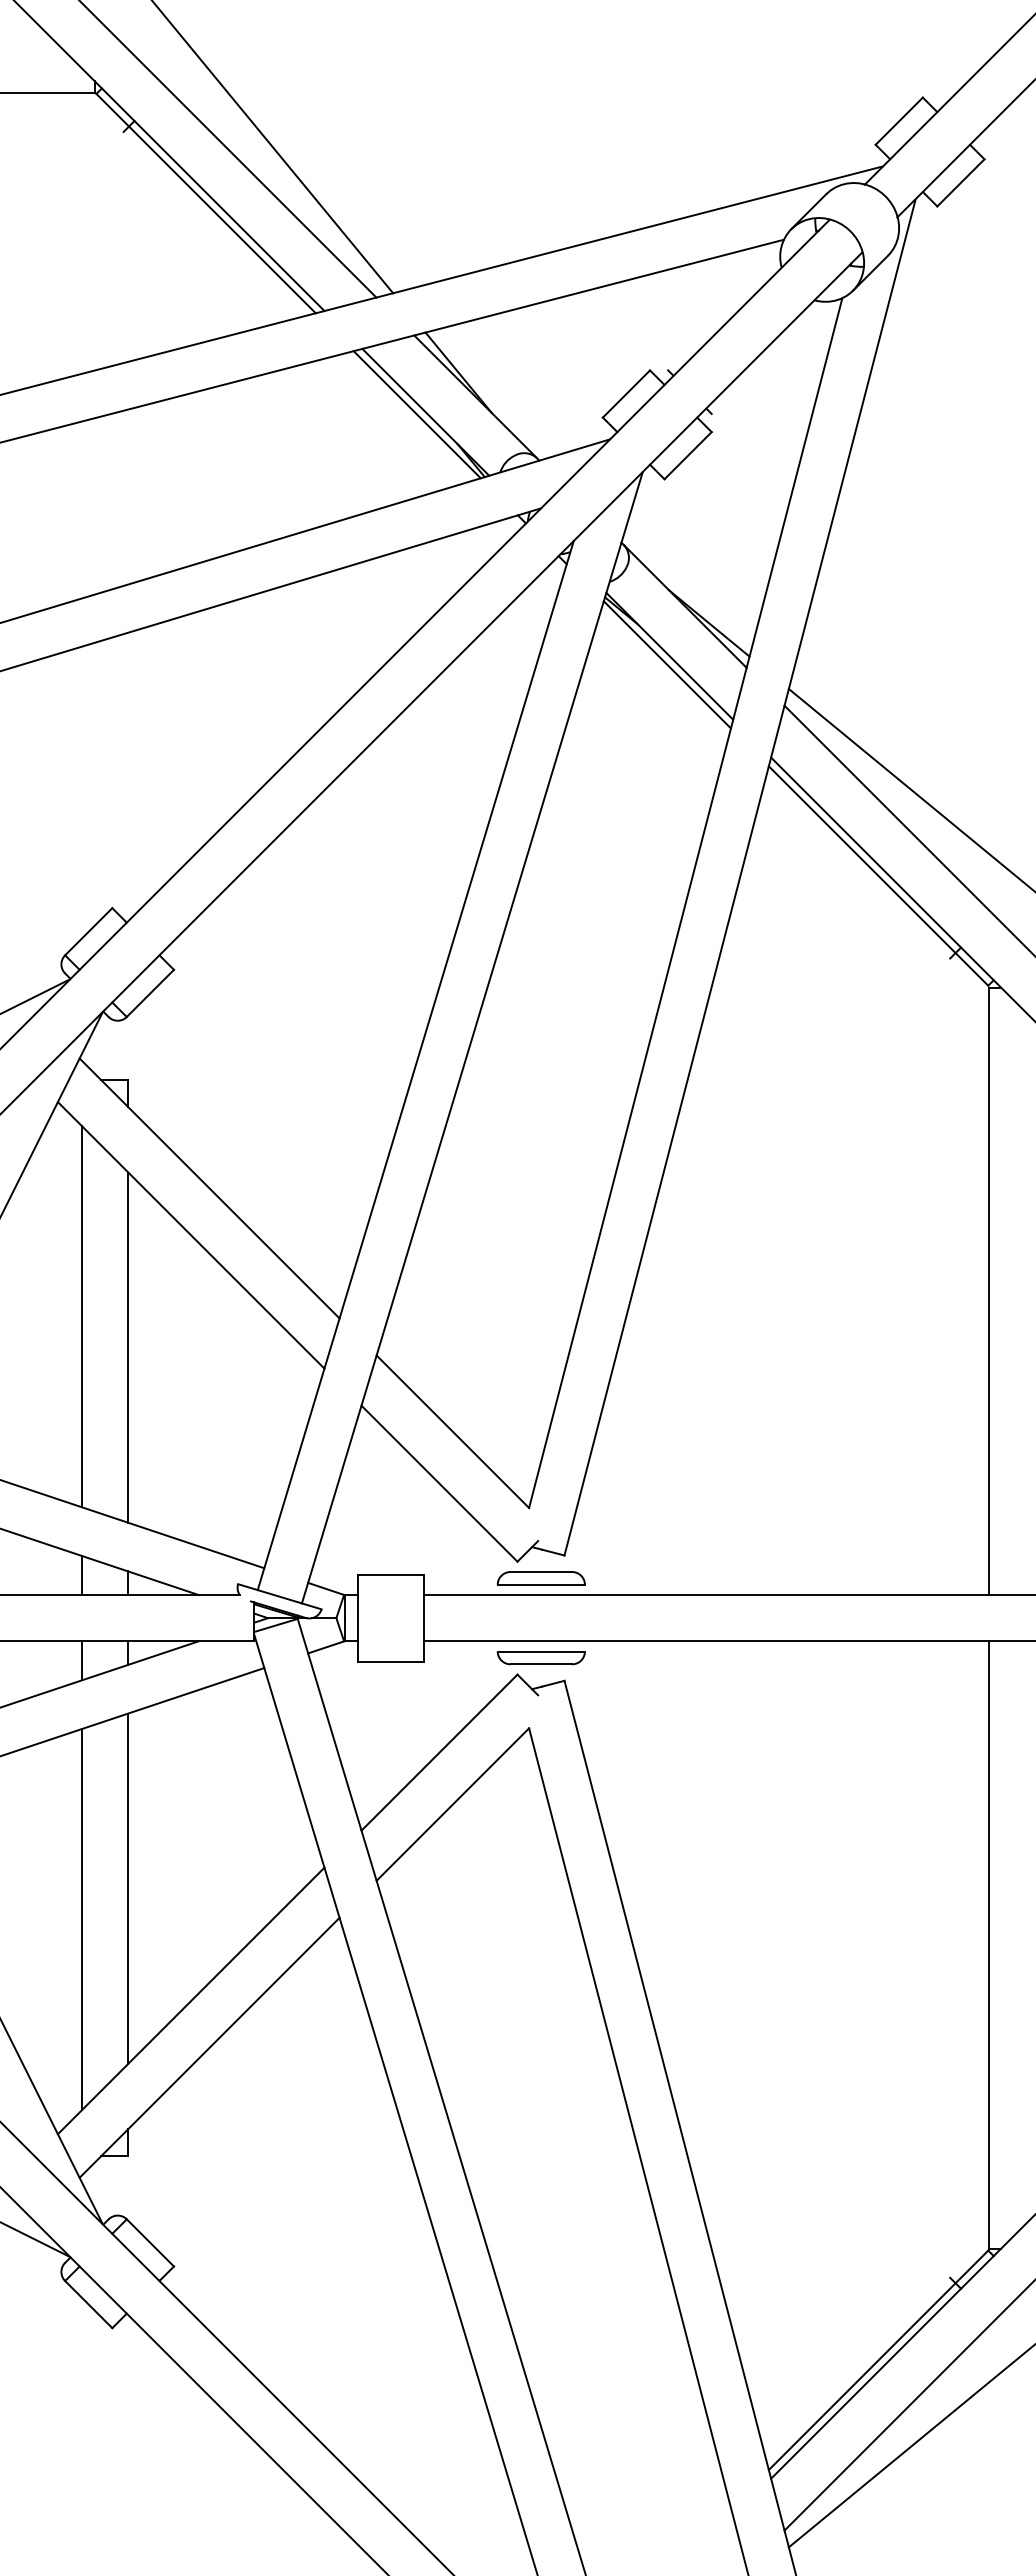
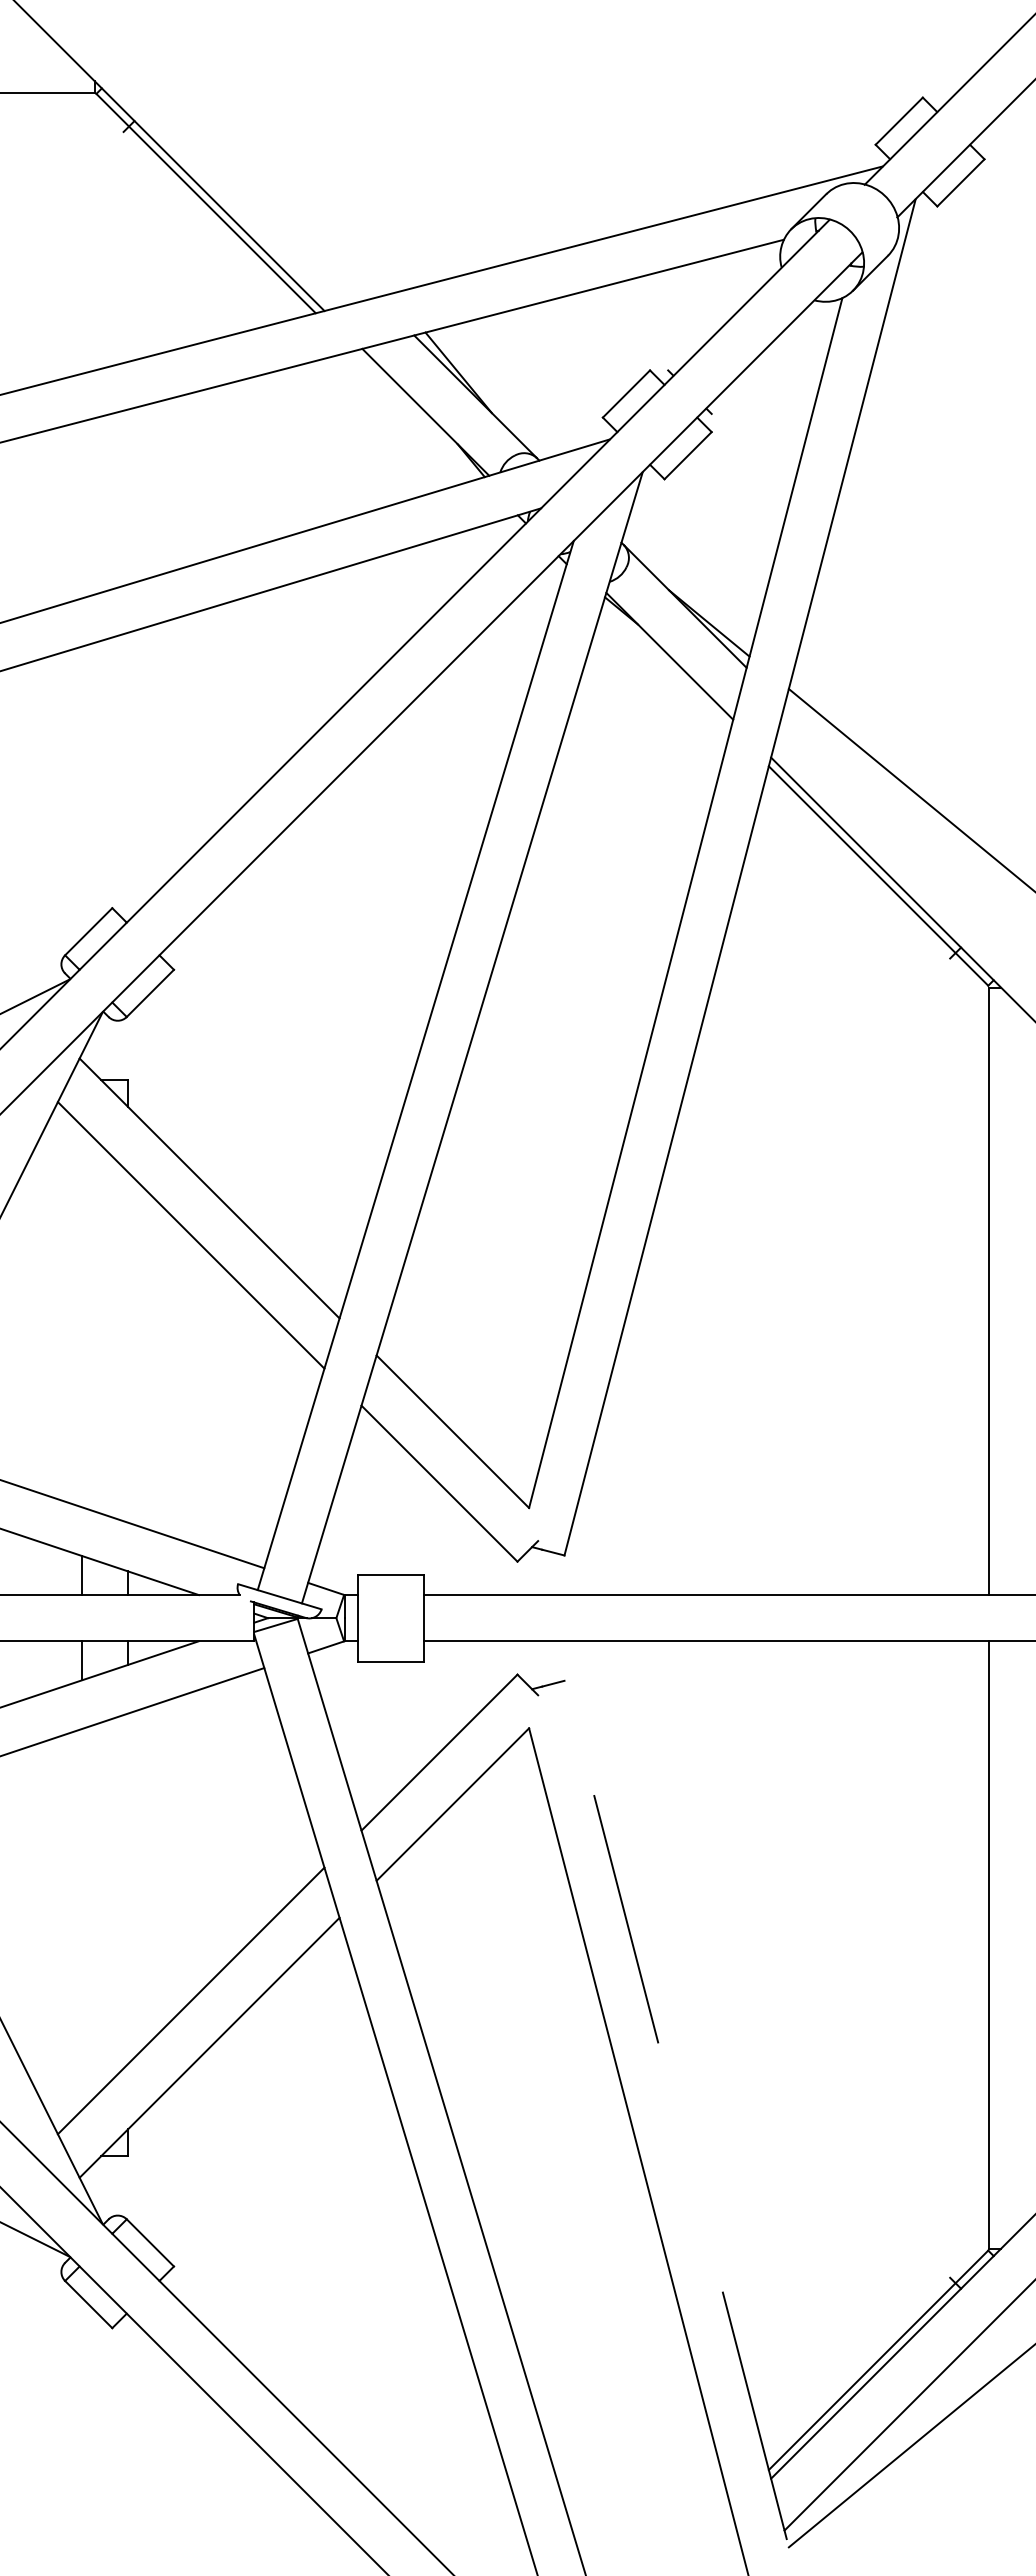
line: present -> none (273, 147)
line: present -> none (228, 149)
line: present -> none (416, 414)
line: present -> none (666, 664)
line: present -> none (908, 829)
line: present -> none (82, 1316)
line: present -> none (128, 1347)
part: present -> none (540, 1578)
part: present -> none (540, 1658)
line: present -> none (128, 1888)
line: present -> none (82, 1919)
line: solid -> dashed (680, 2127)
